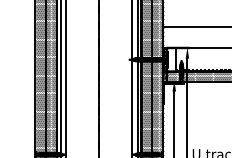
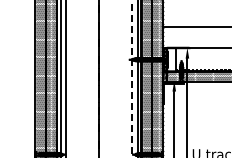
line: solid -> dashed (132, 78)
